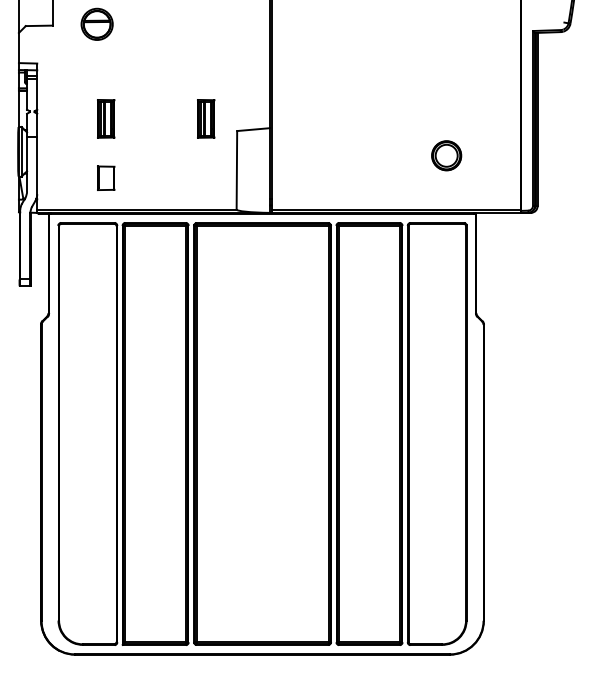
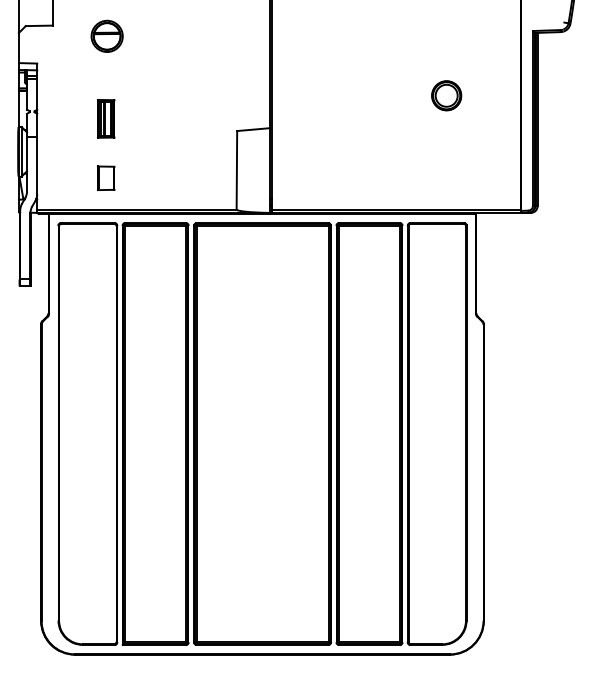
part position: (96, 23) -> (106, 35) (106, 35)
part: present -> none (206, 118)
part position: (446, 155) -> (446, 95) (446, 95)
